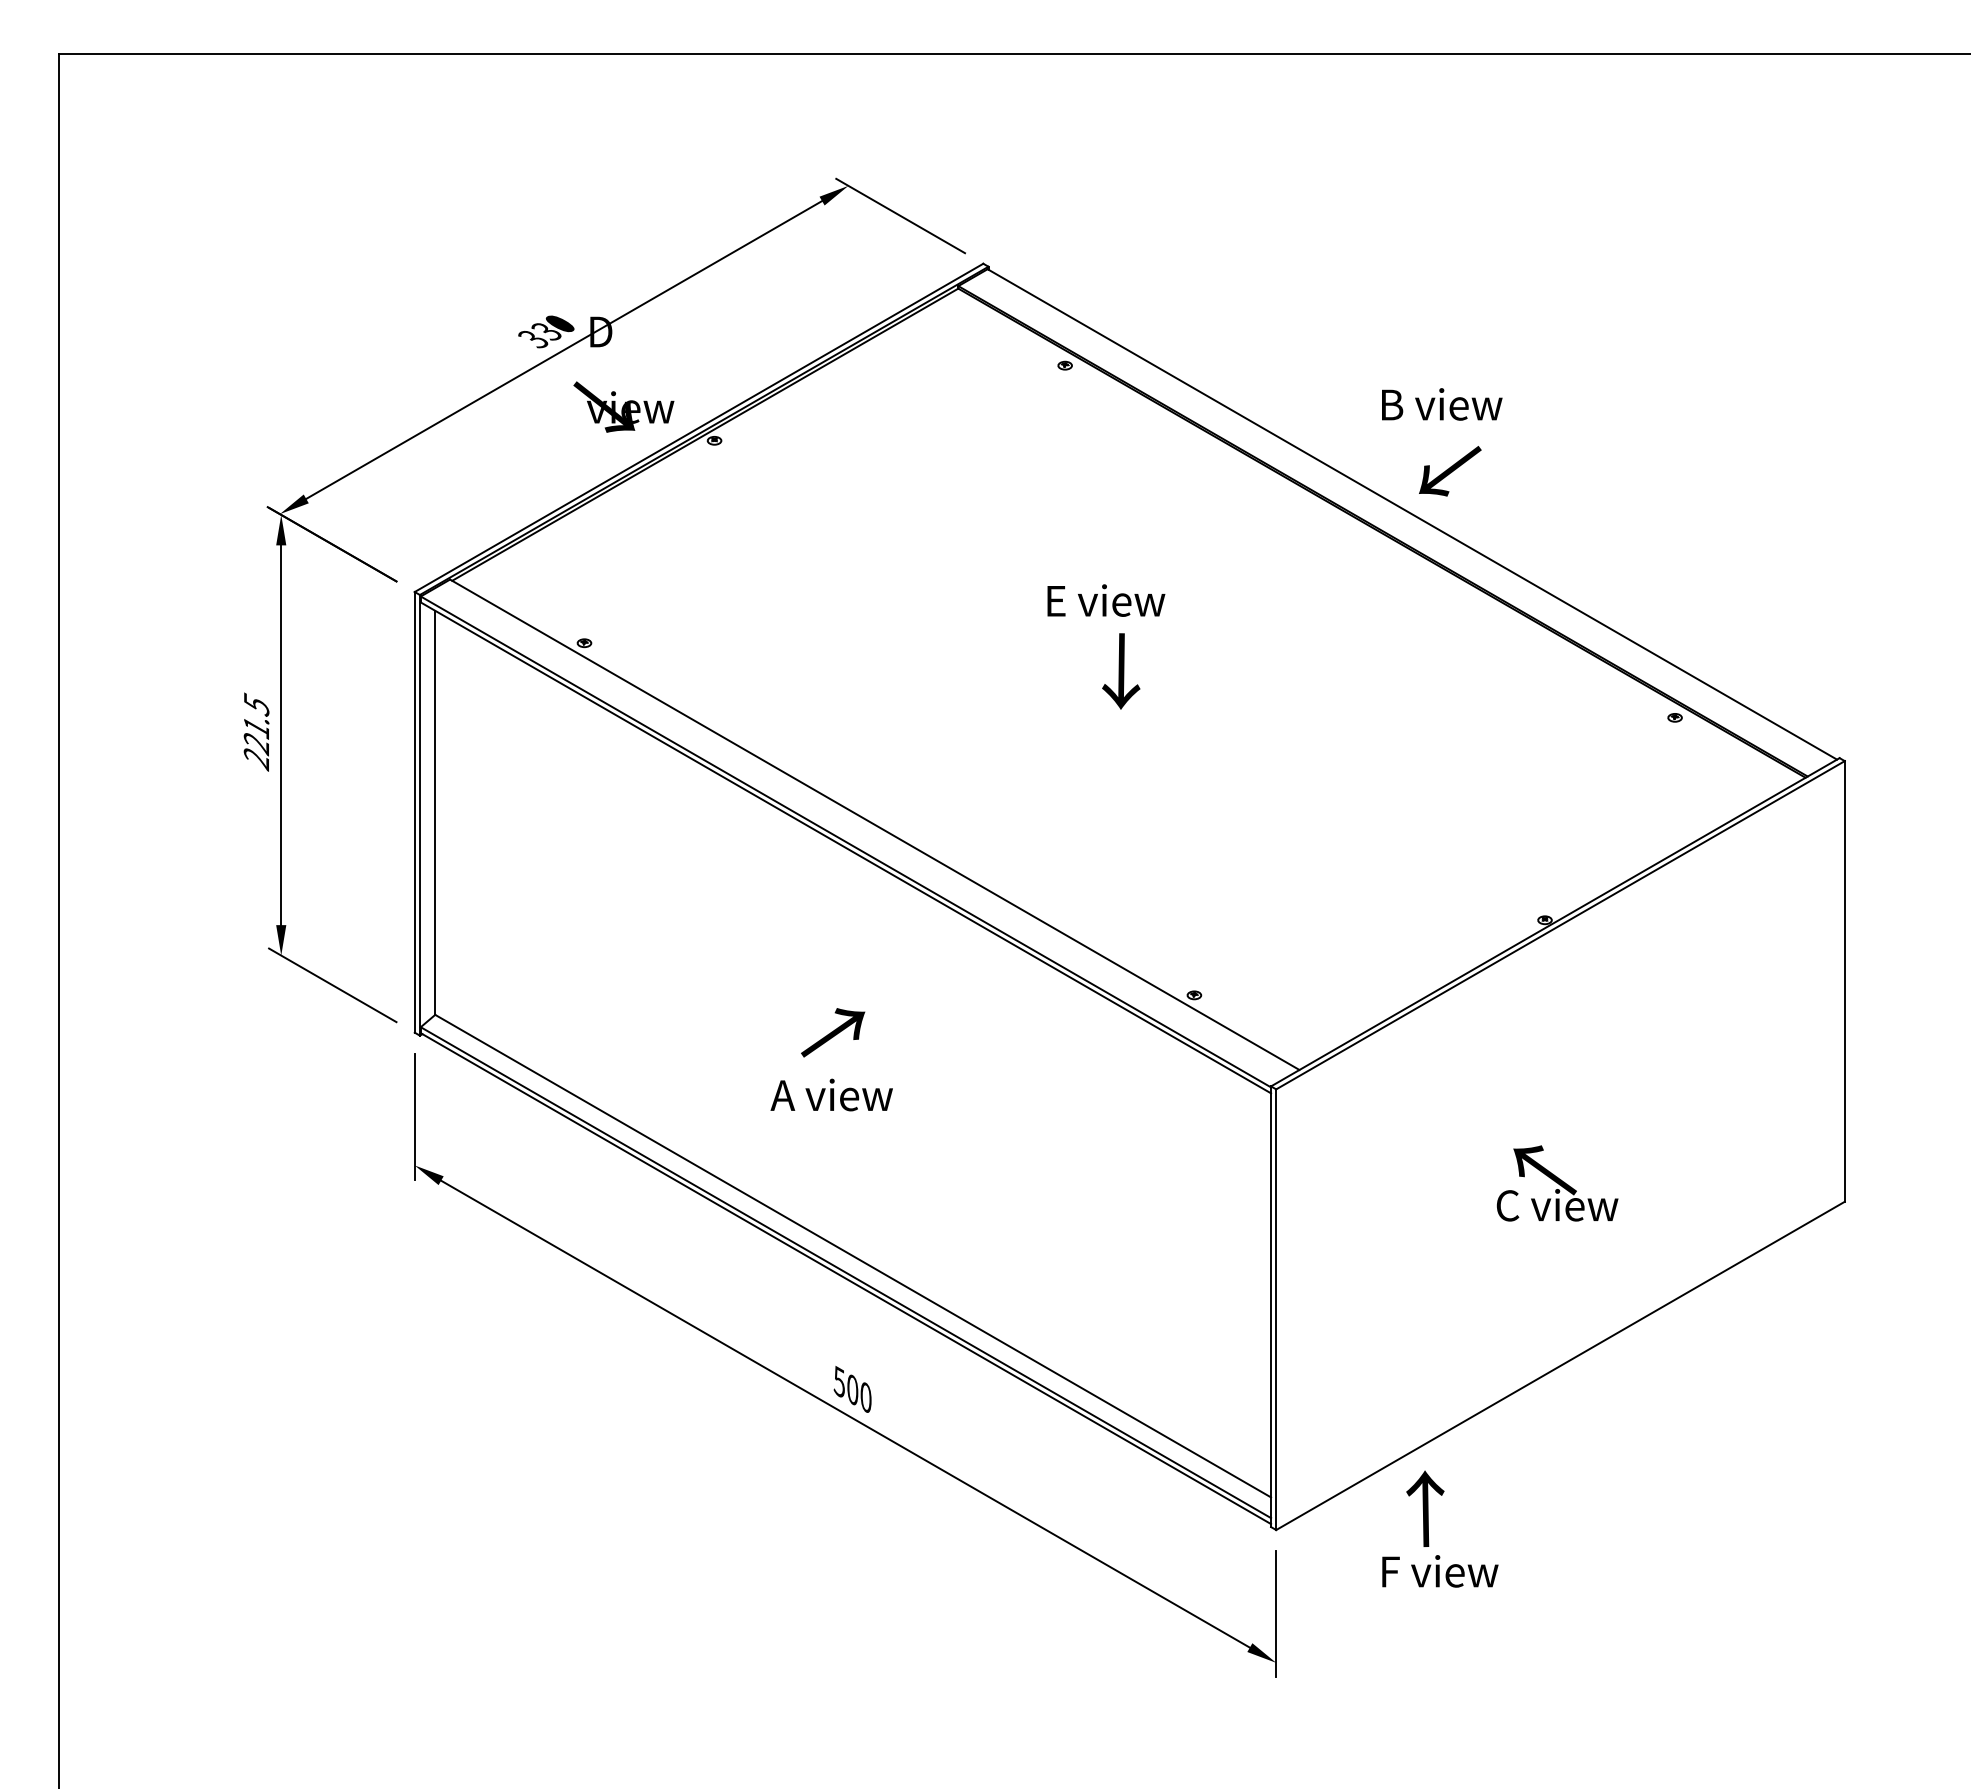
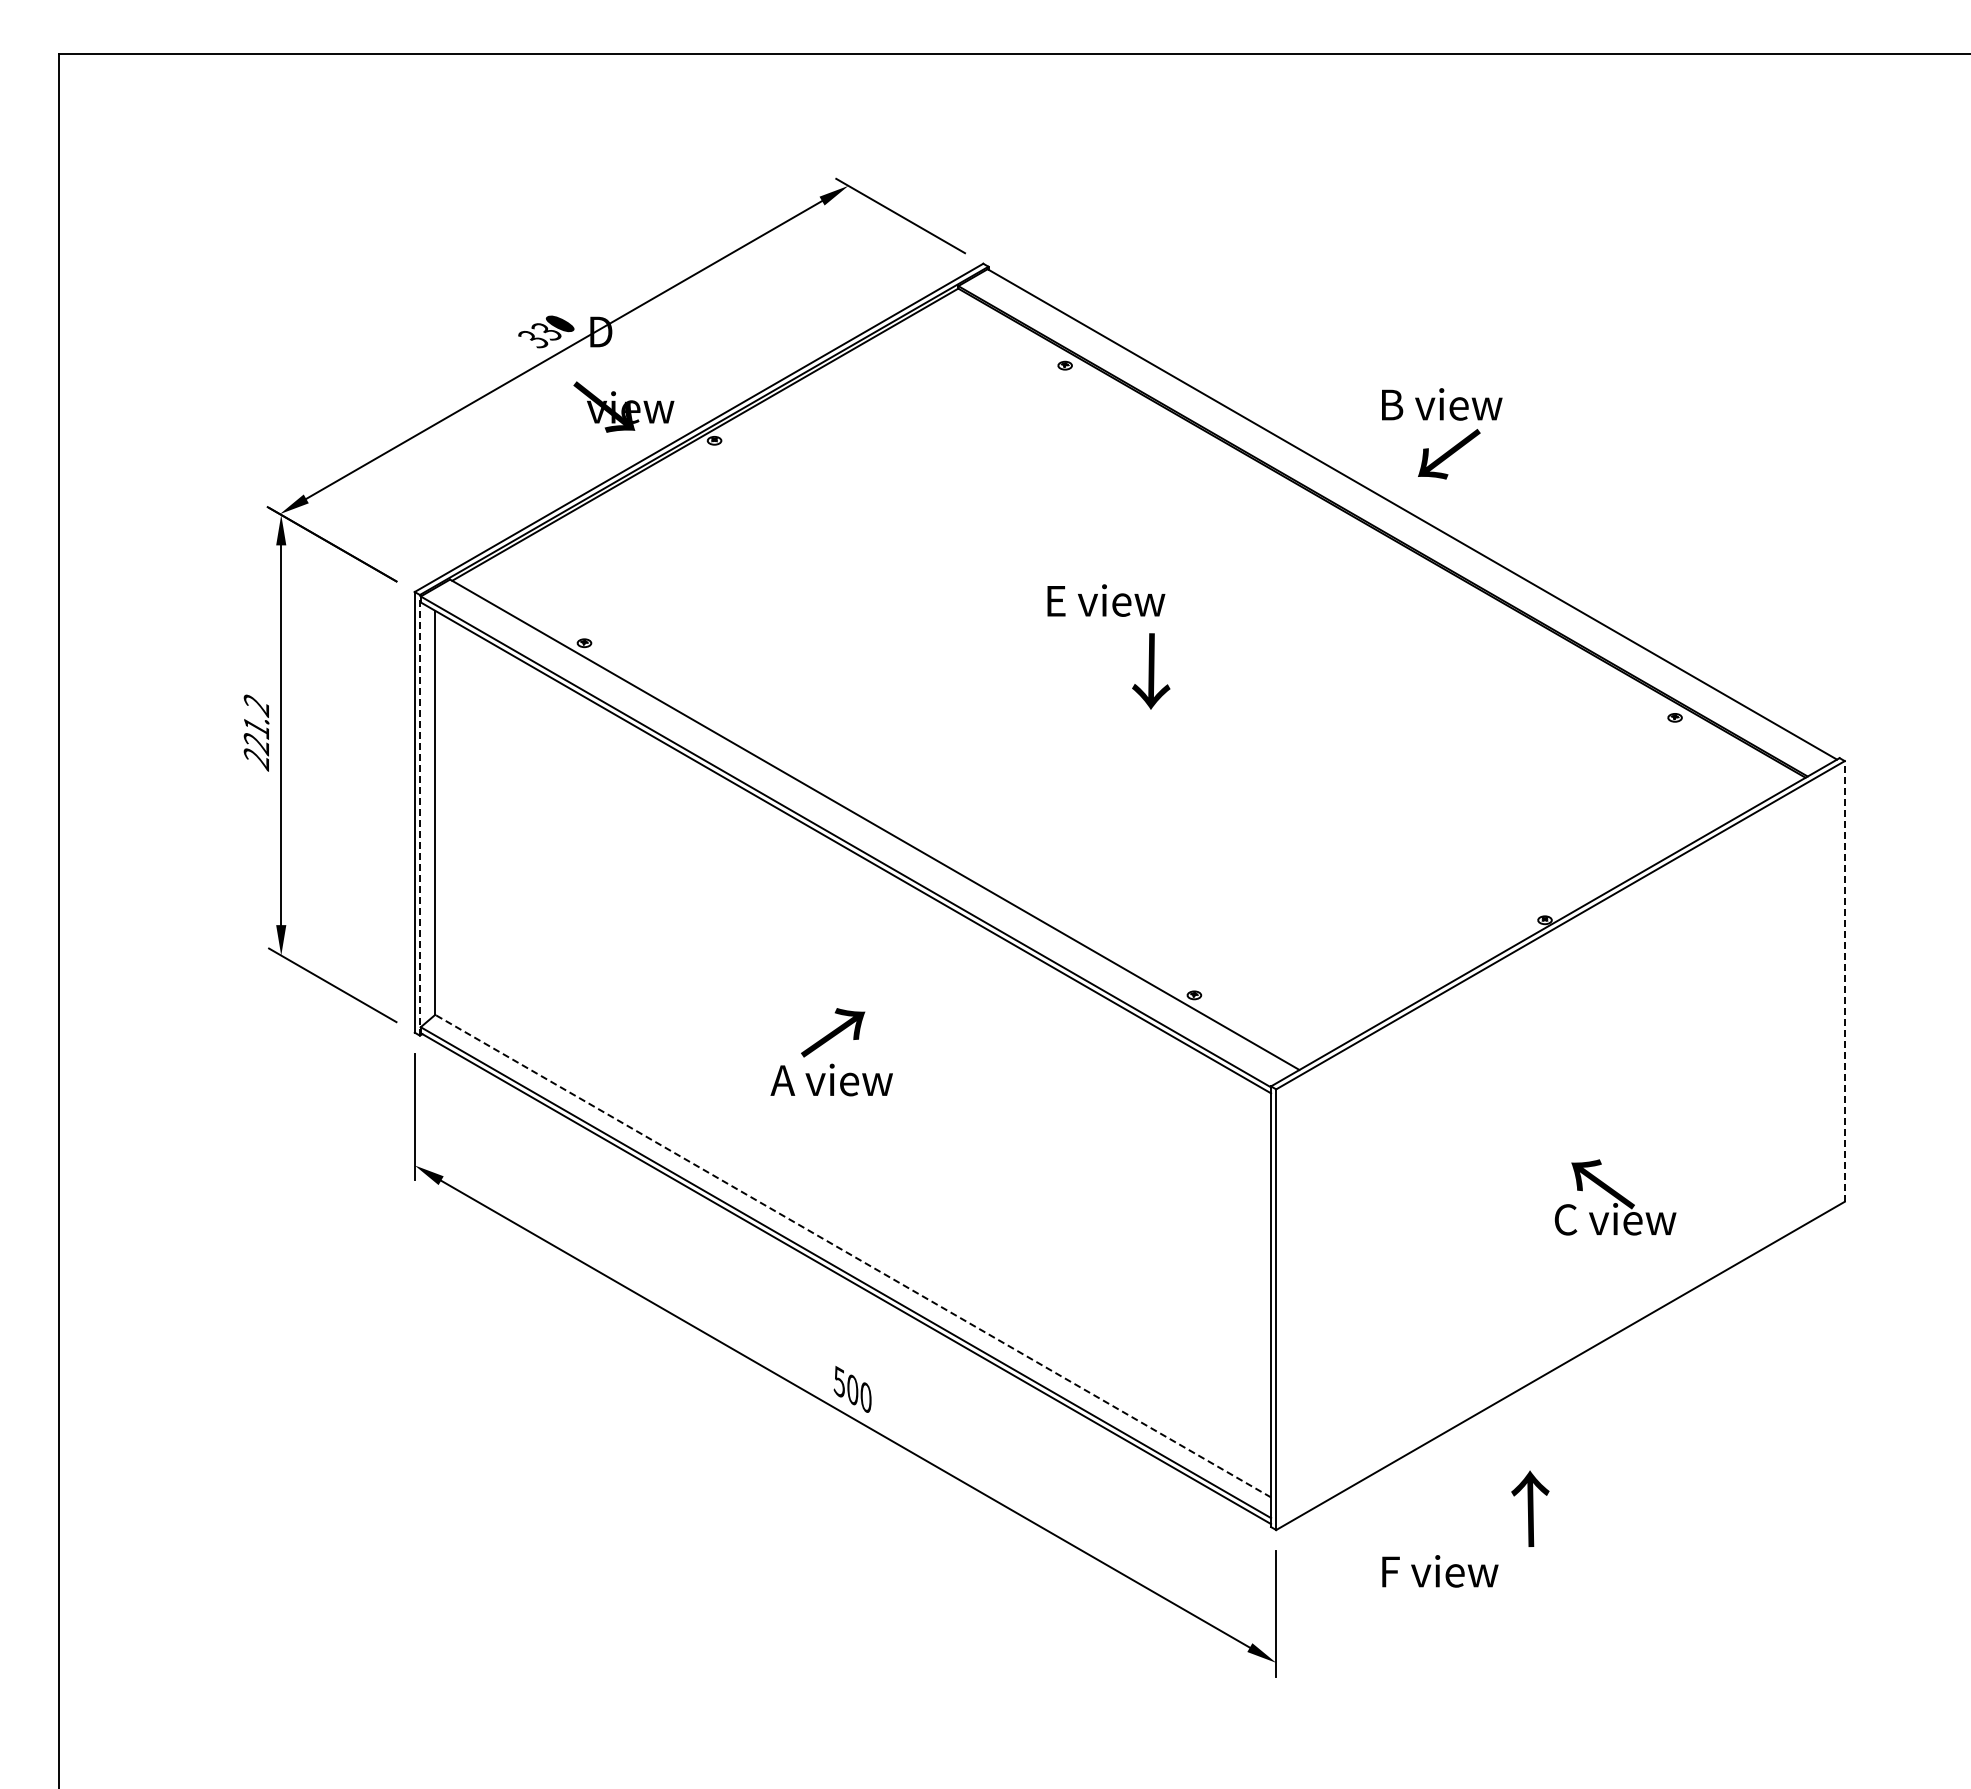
text position: (1450, 471) -> (1449, 454) (1449, 454)
text position: (1121, 671) -> (1151, 671) (1151, 671)
text: 221.5 -> 221.2 (256, 704)
line: solid -> dashed (419, 814)
line: solid -> dashed (1844, 980)
text position: (831, 1094) -> (831, 1079) (831, 1079)
text position: (1557, 1183) -> (1615, 1197) (1615, 1197)
line: solid -> dashed (853, 1256)
text position: (1425, 1508) -> (1530, 1508) (1530, 1508)
